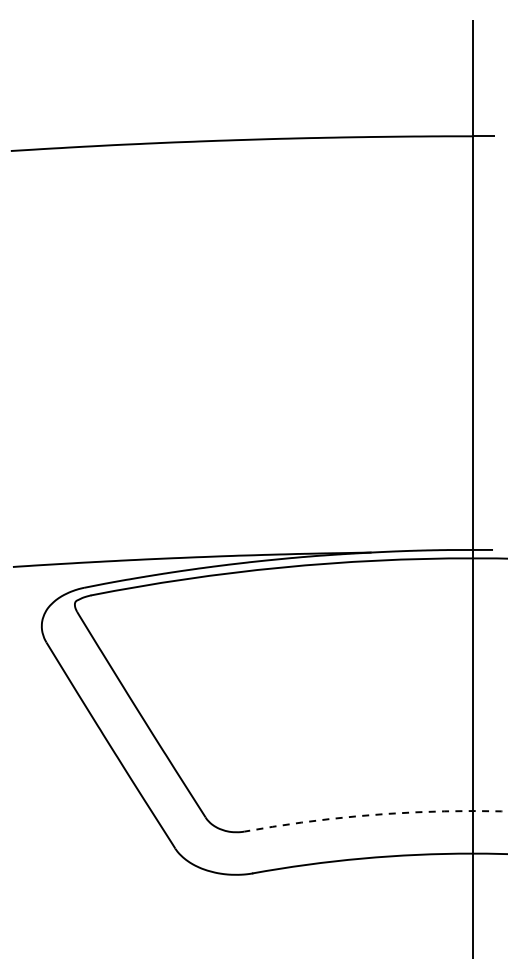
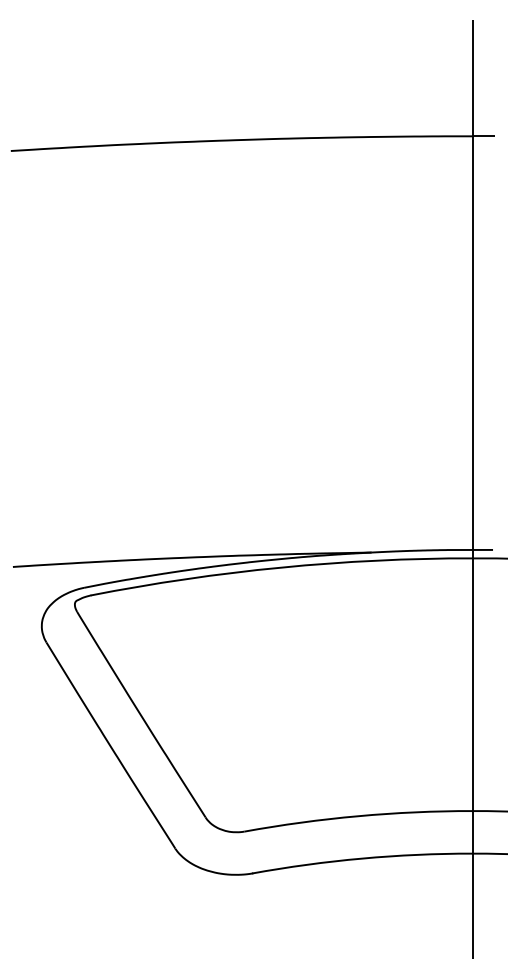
arc: dashed -> solid (376, 814)
